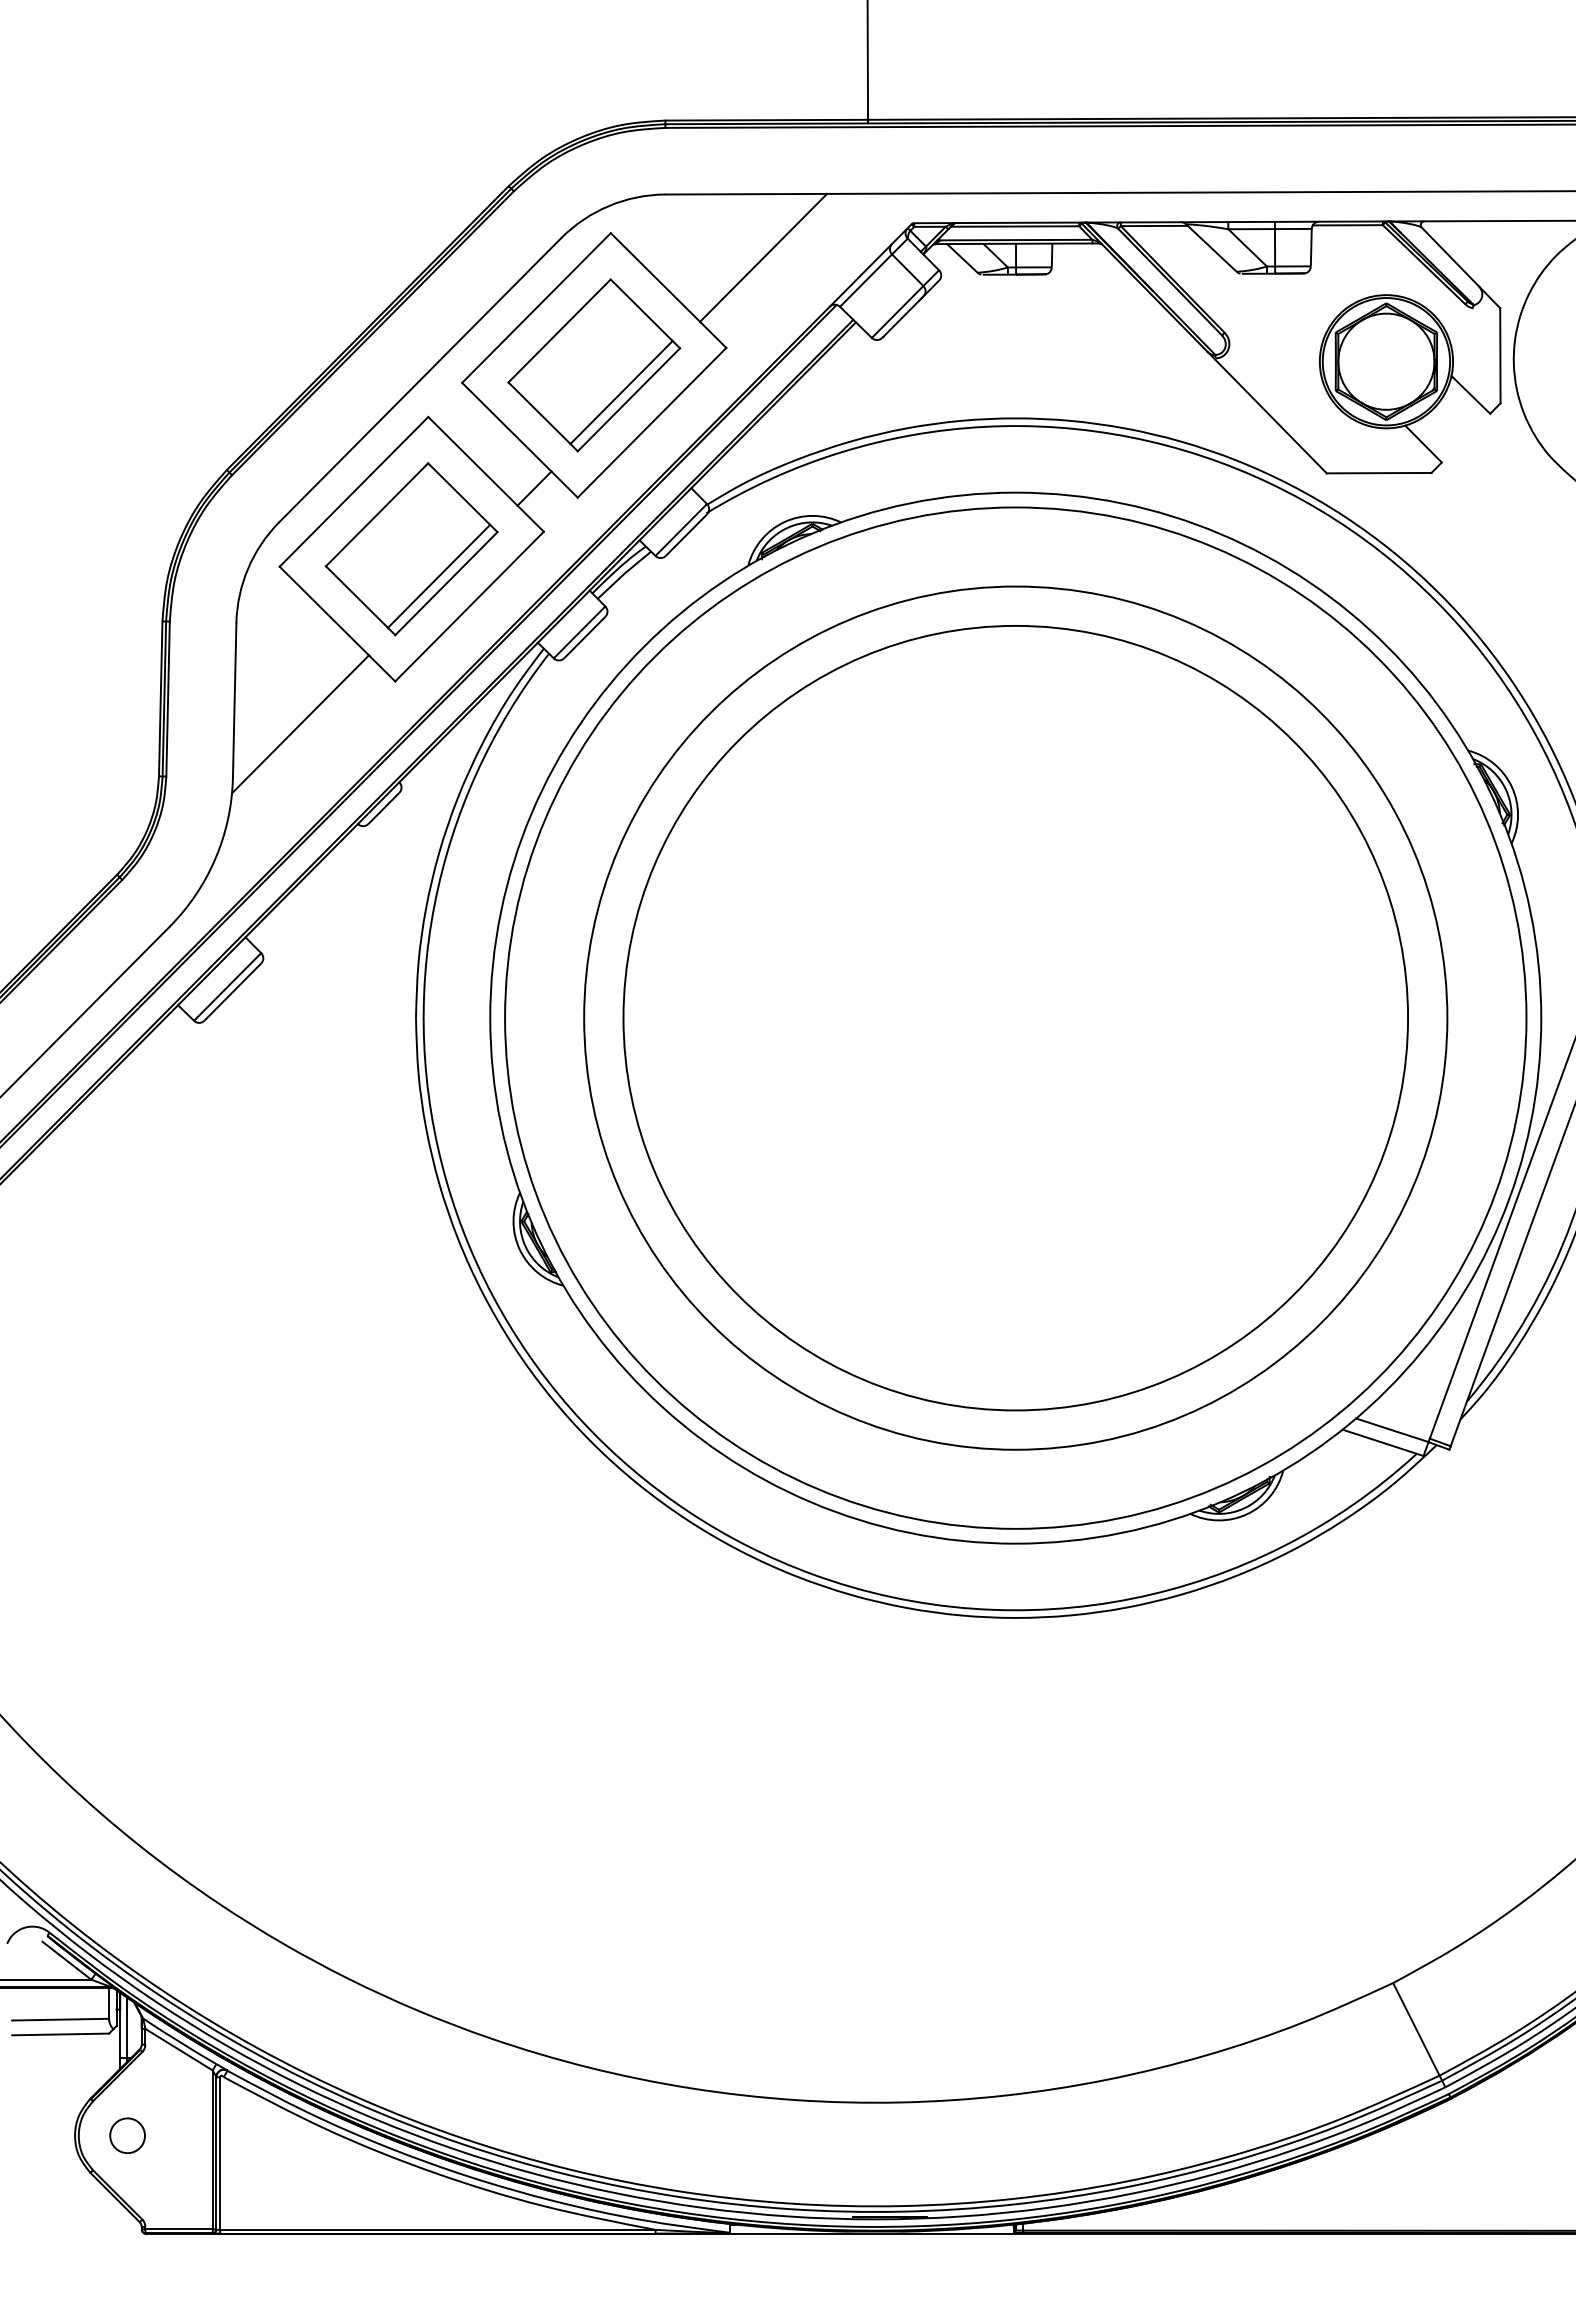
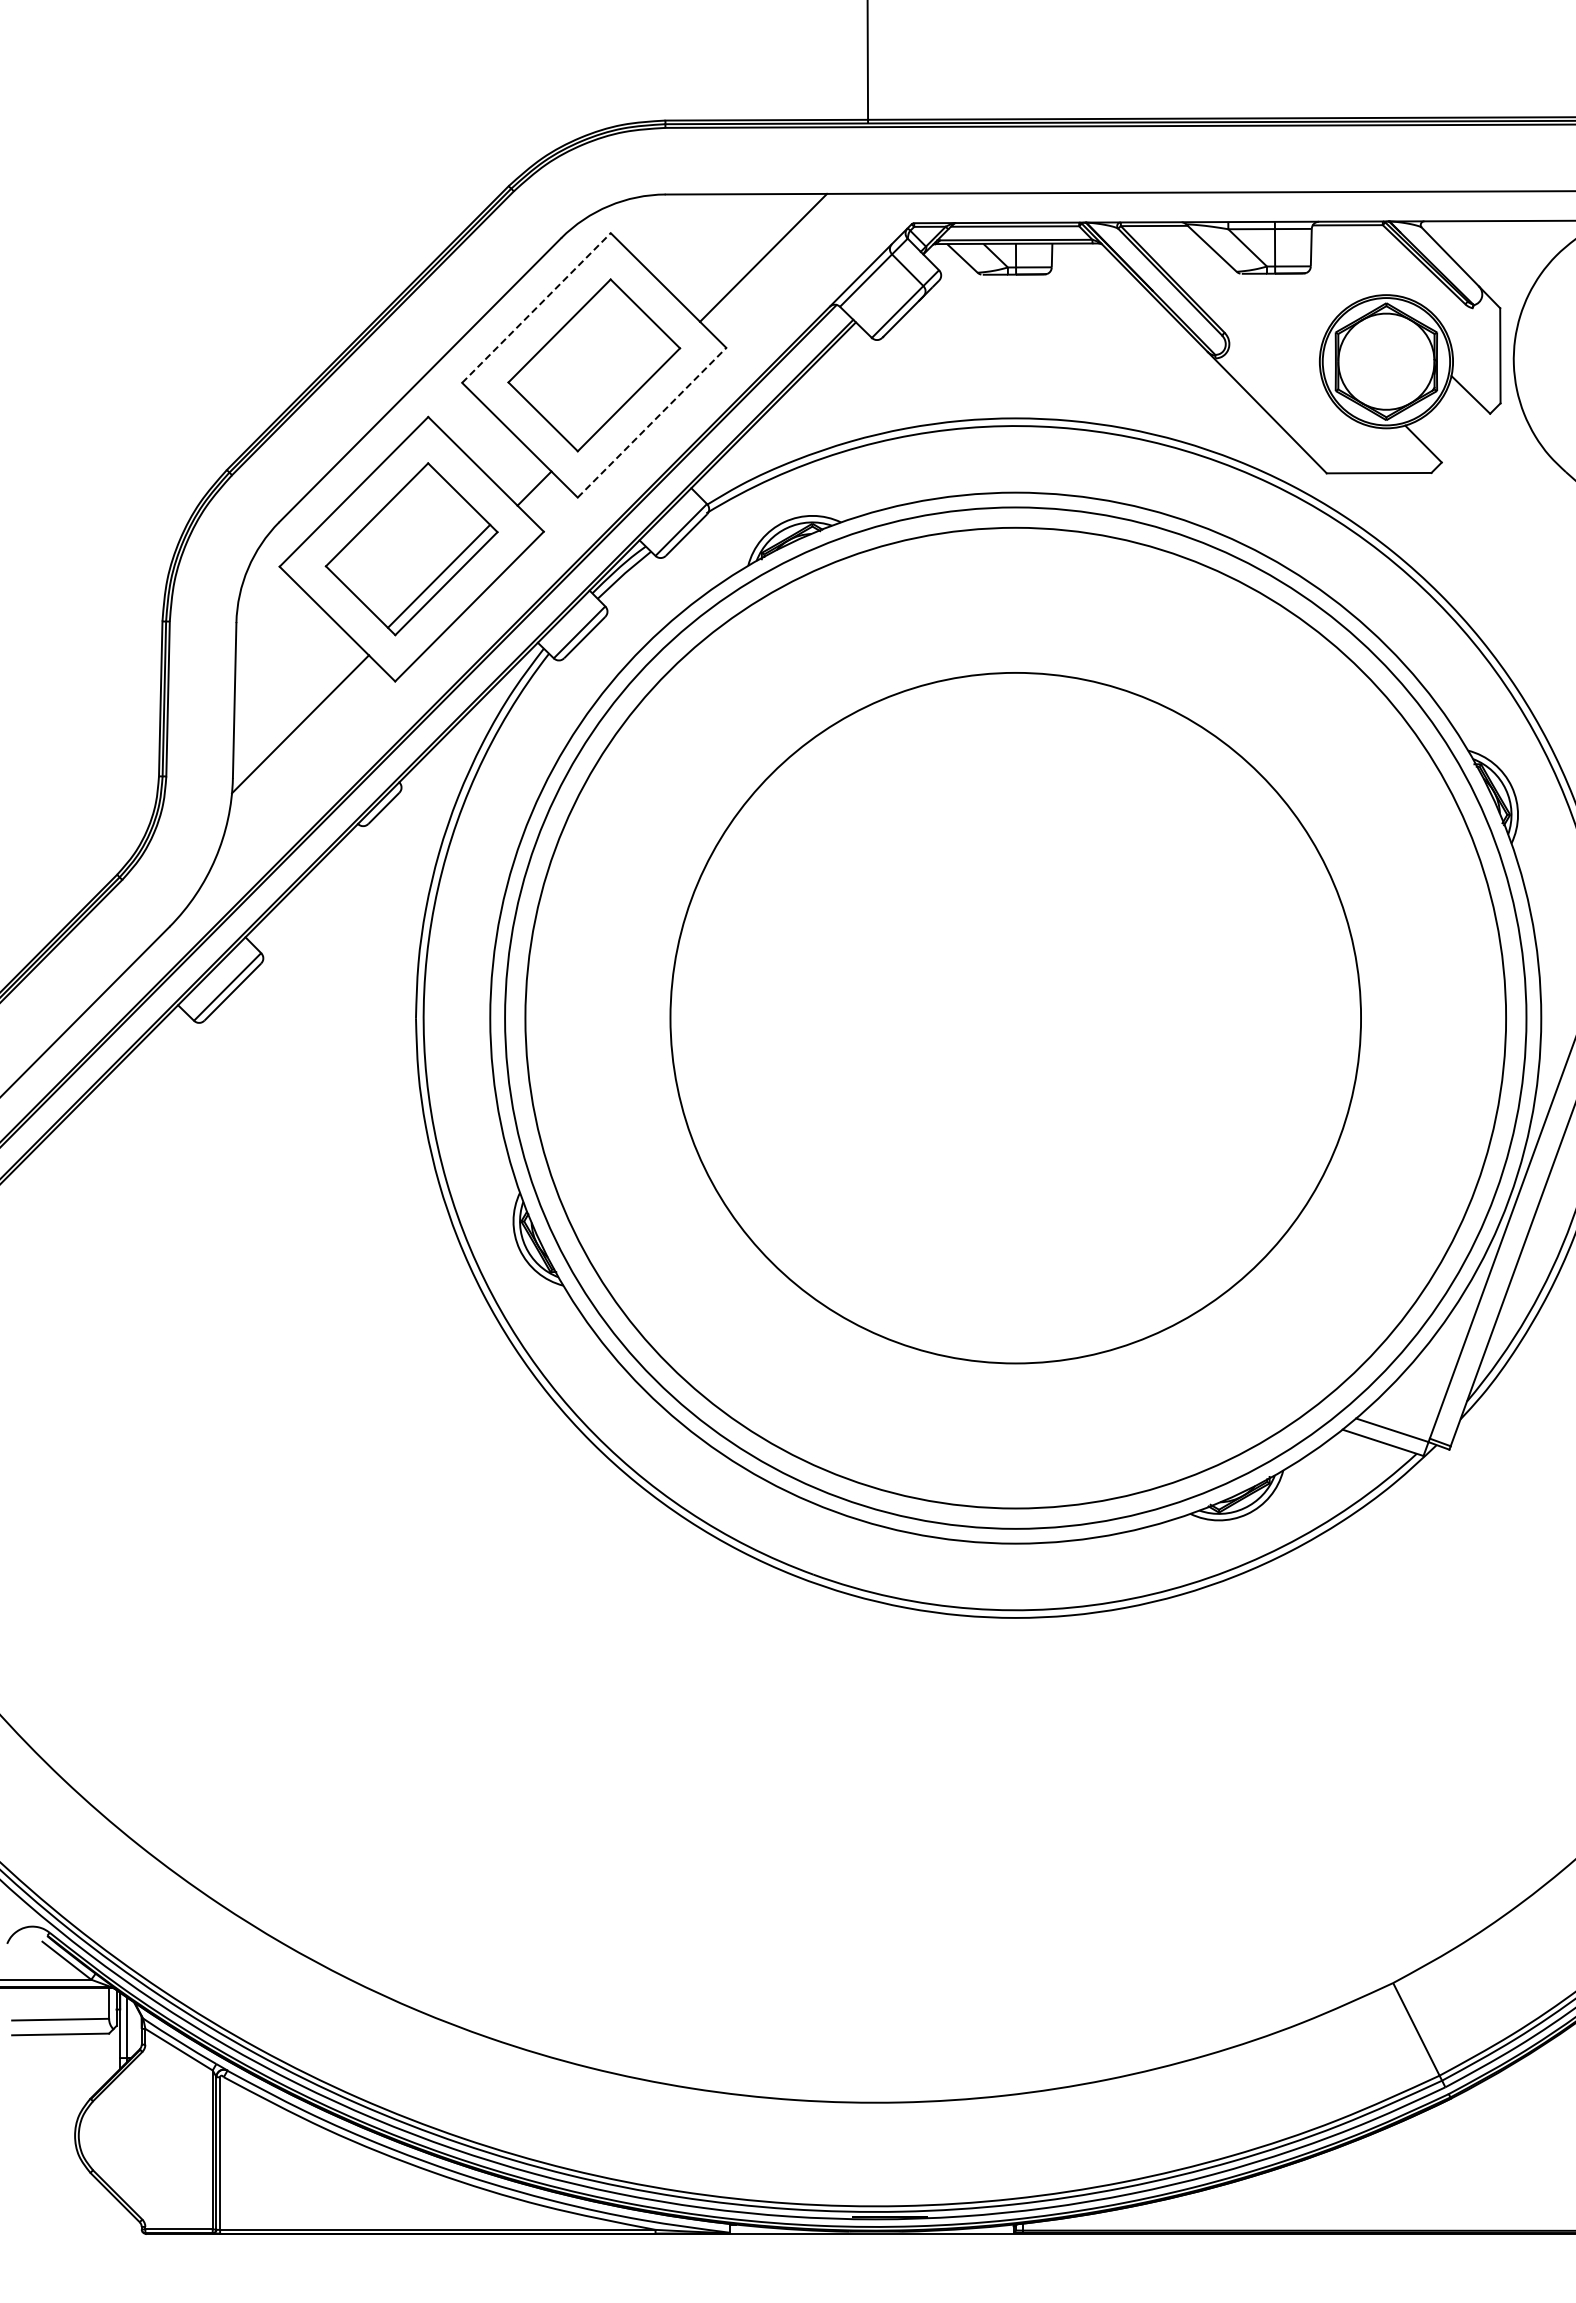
line: solid -> dashed (536, 307)
line: present -> none (621, 392)
line: solid -> dashed (652, 422)
circle diameter: 785 px -> 981 px (1015, 1017)
circle diameter: 863 px -> 691 px (1015, 1017)
circle: present -> none (127, 2135)
